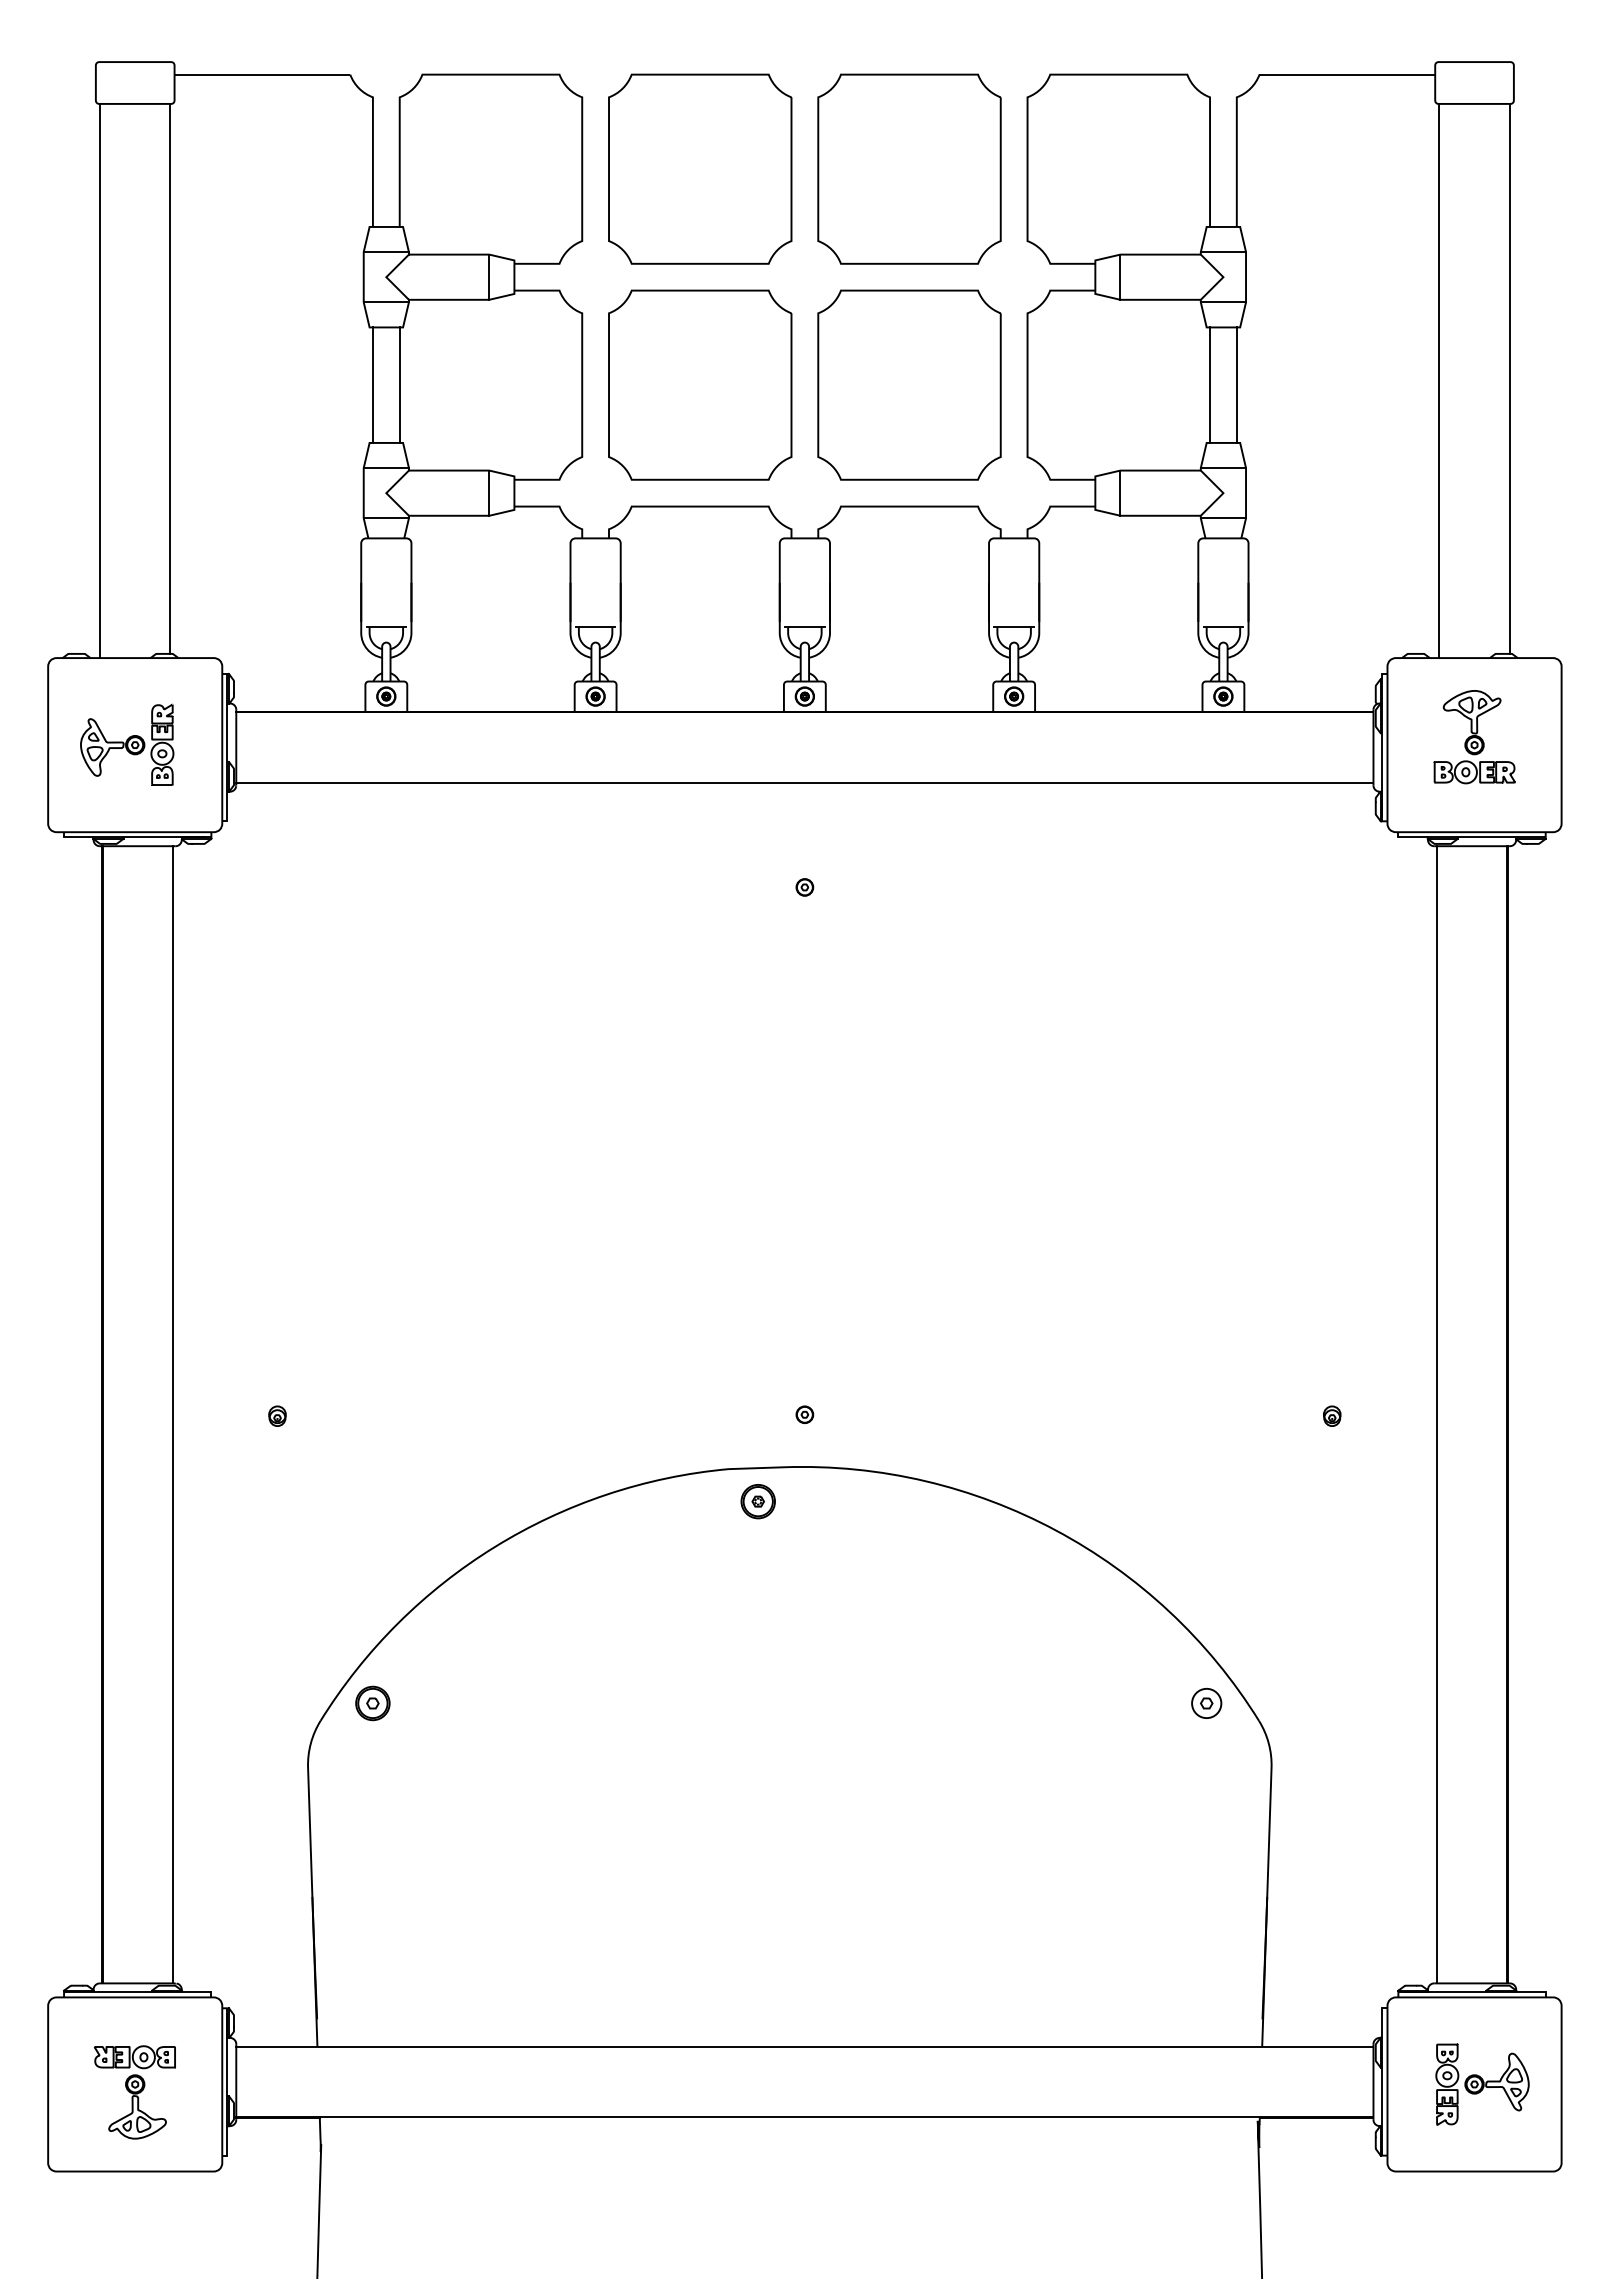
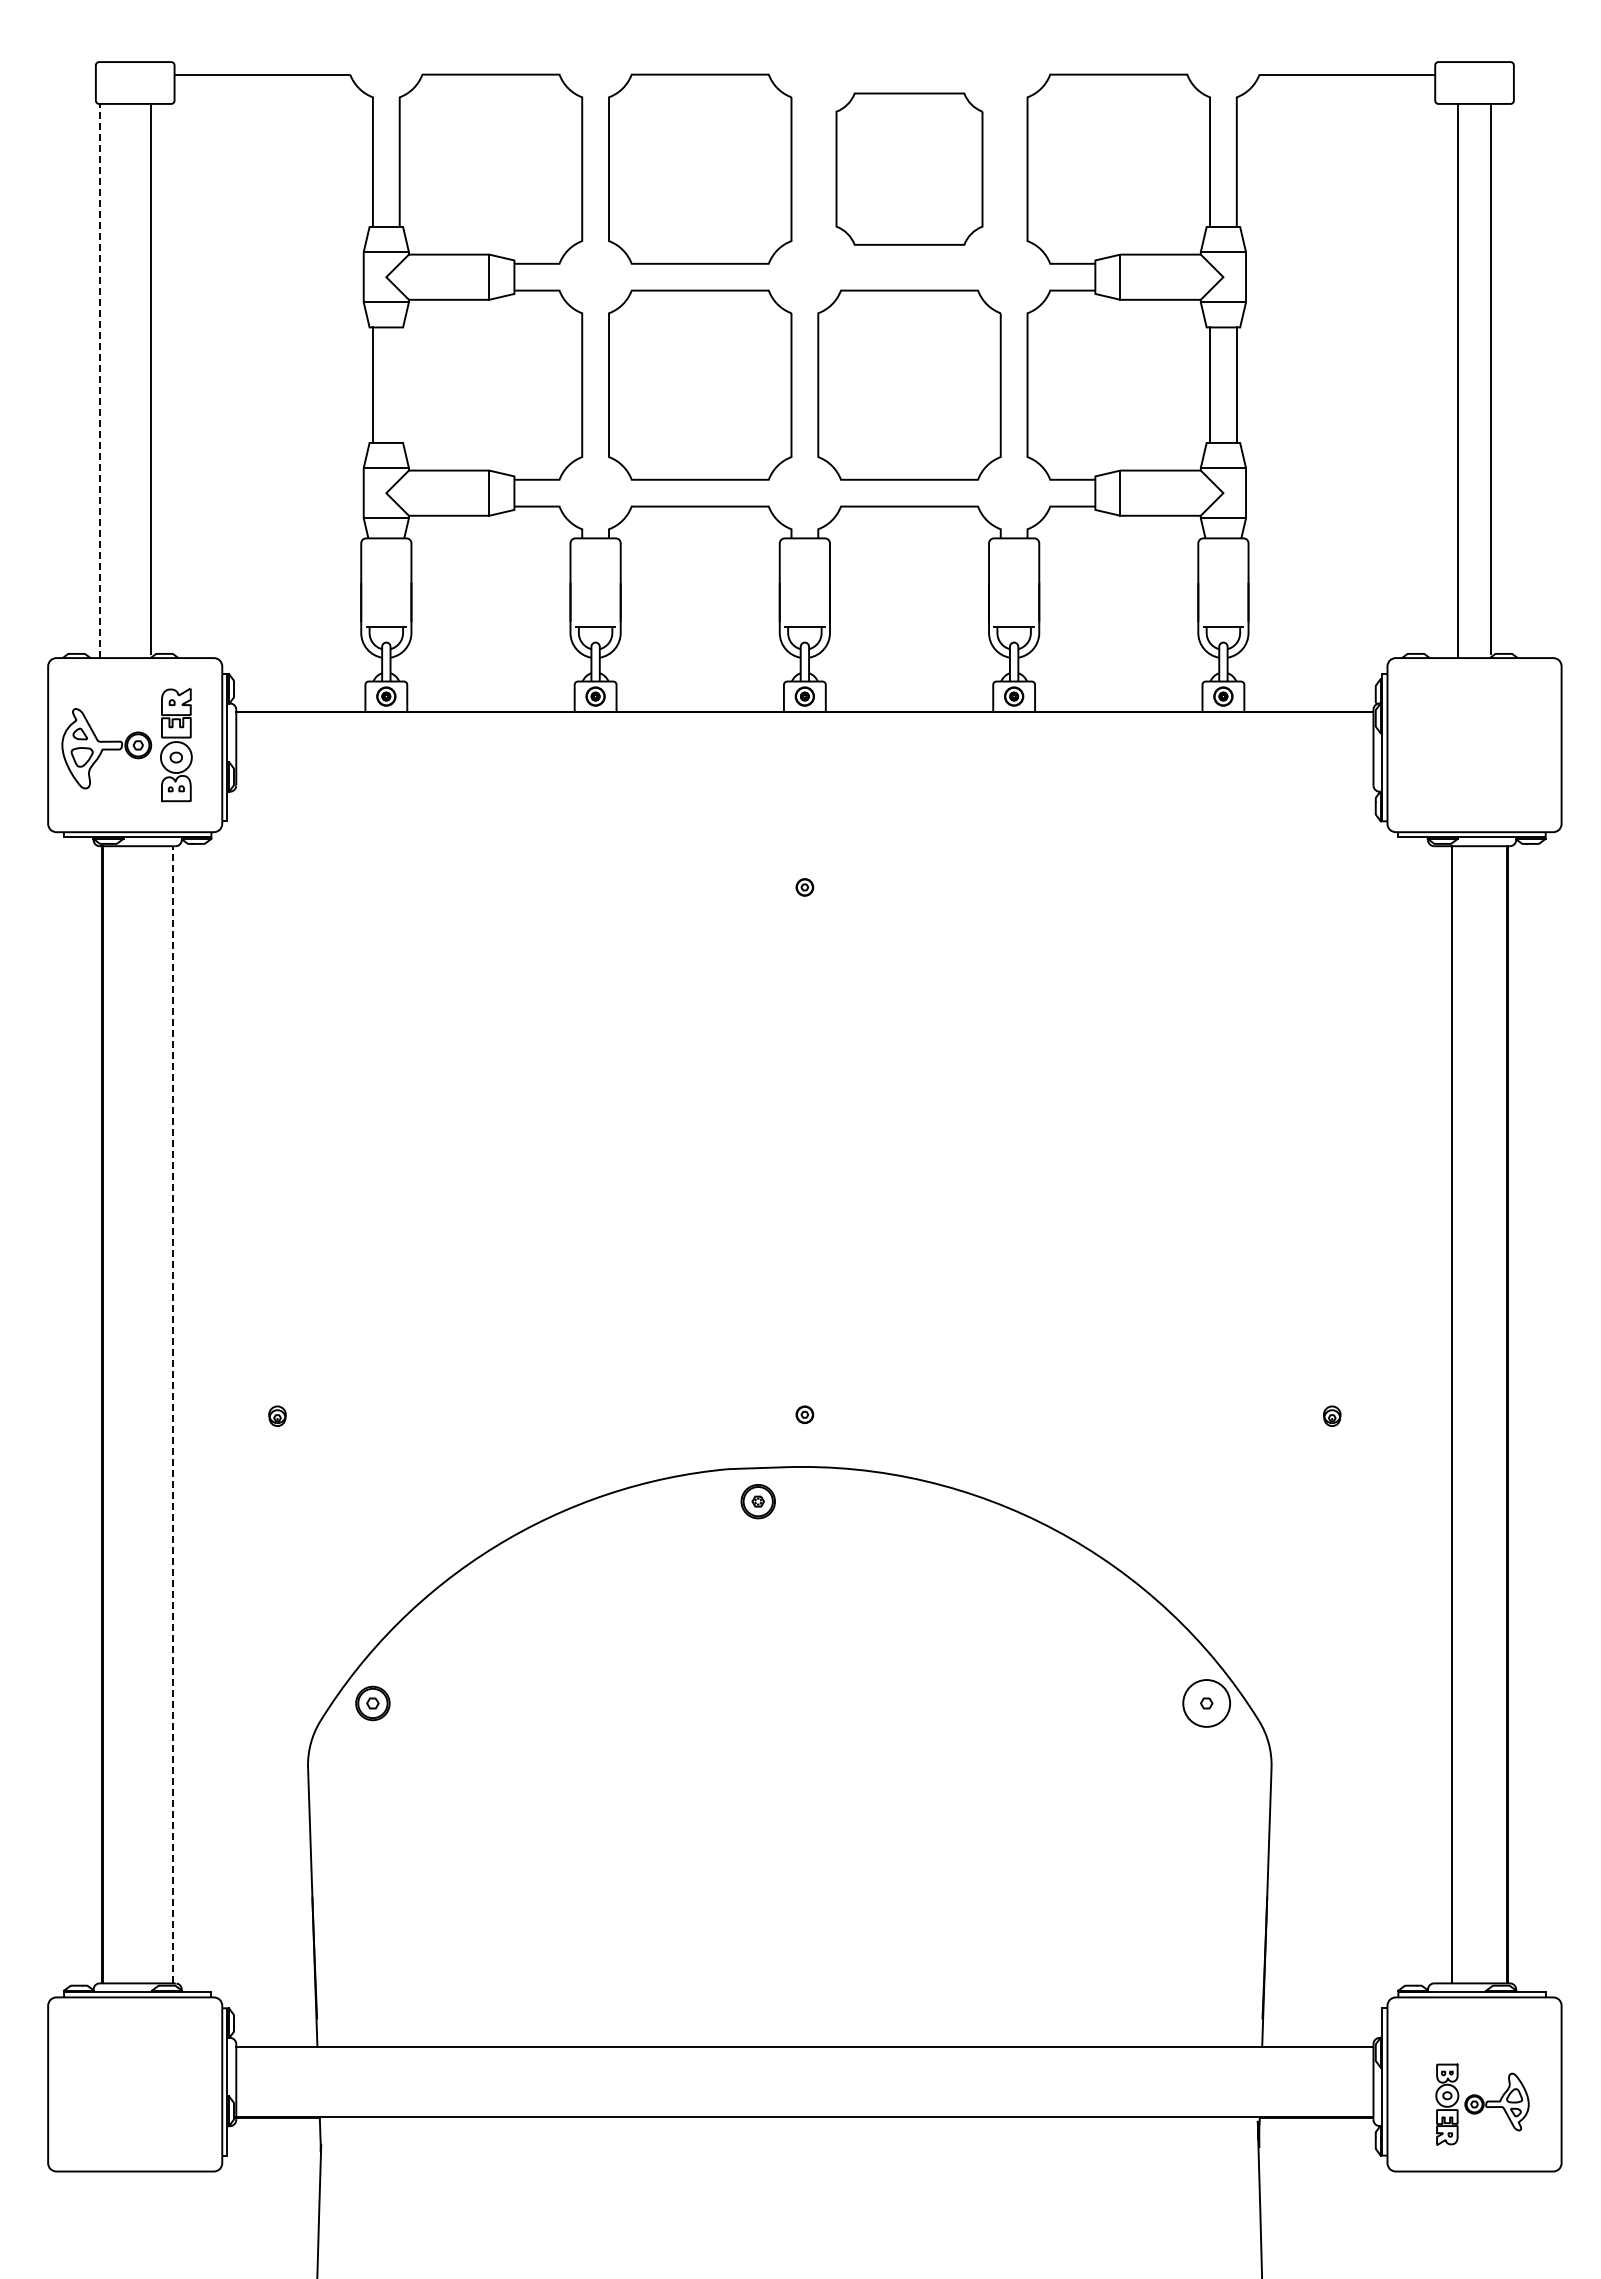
part size: 185x192 px -> 149x154 px (909, 168)
line position: (170, 378) -> (151, 378) (151, 378)
line position: (1509, 378) -> (1490, 378) (1490, 378)
line: solid -> dashed (100, 380)
line position: (1439, 380) -> (1458, 380) (1458, 380)
line: present -> none (399, 384)
part: present -> none (1474, 737)
part size: 95x83 px -> 132x116 px (126, 744)
line: present -> none (804, 782)
line: solid -> dashed (172, 1414)
line position: (1436, 1414) -> (1451, 1414) (1451, 1414)
circle diameter: 29 px -> 47 px (1206, 1703)
part position: (1482, 2084) -> (1482, 2104) (1482, 2104)
part: present -> none (134, 2092)
